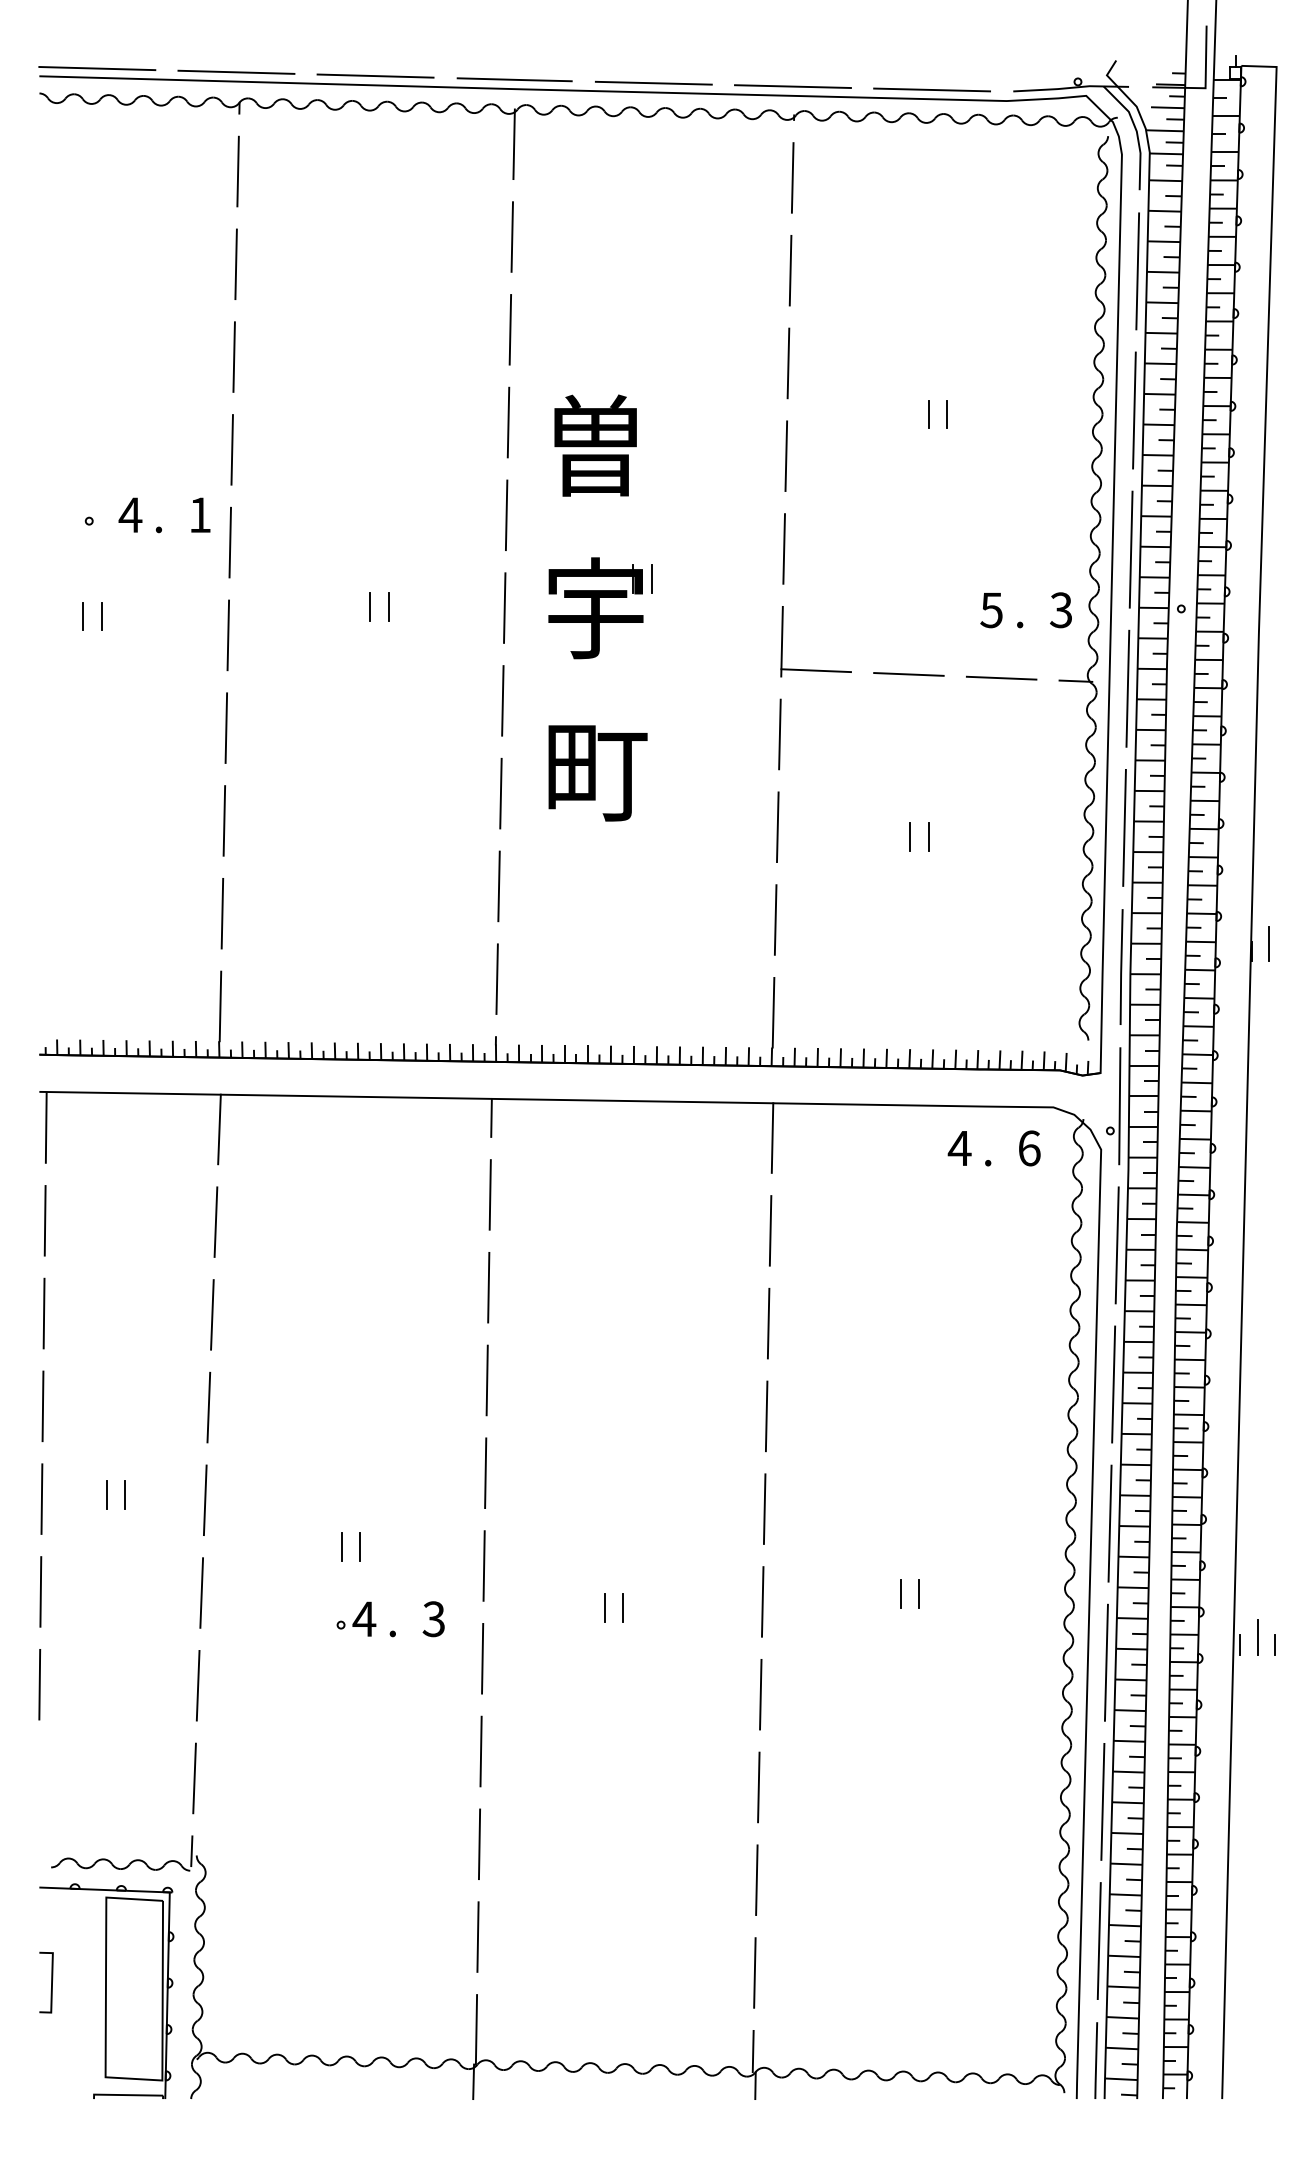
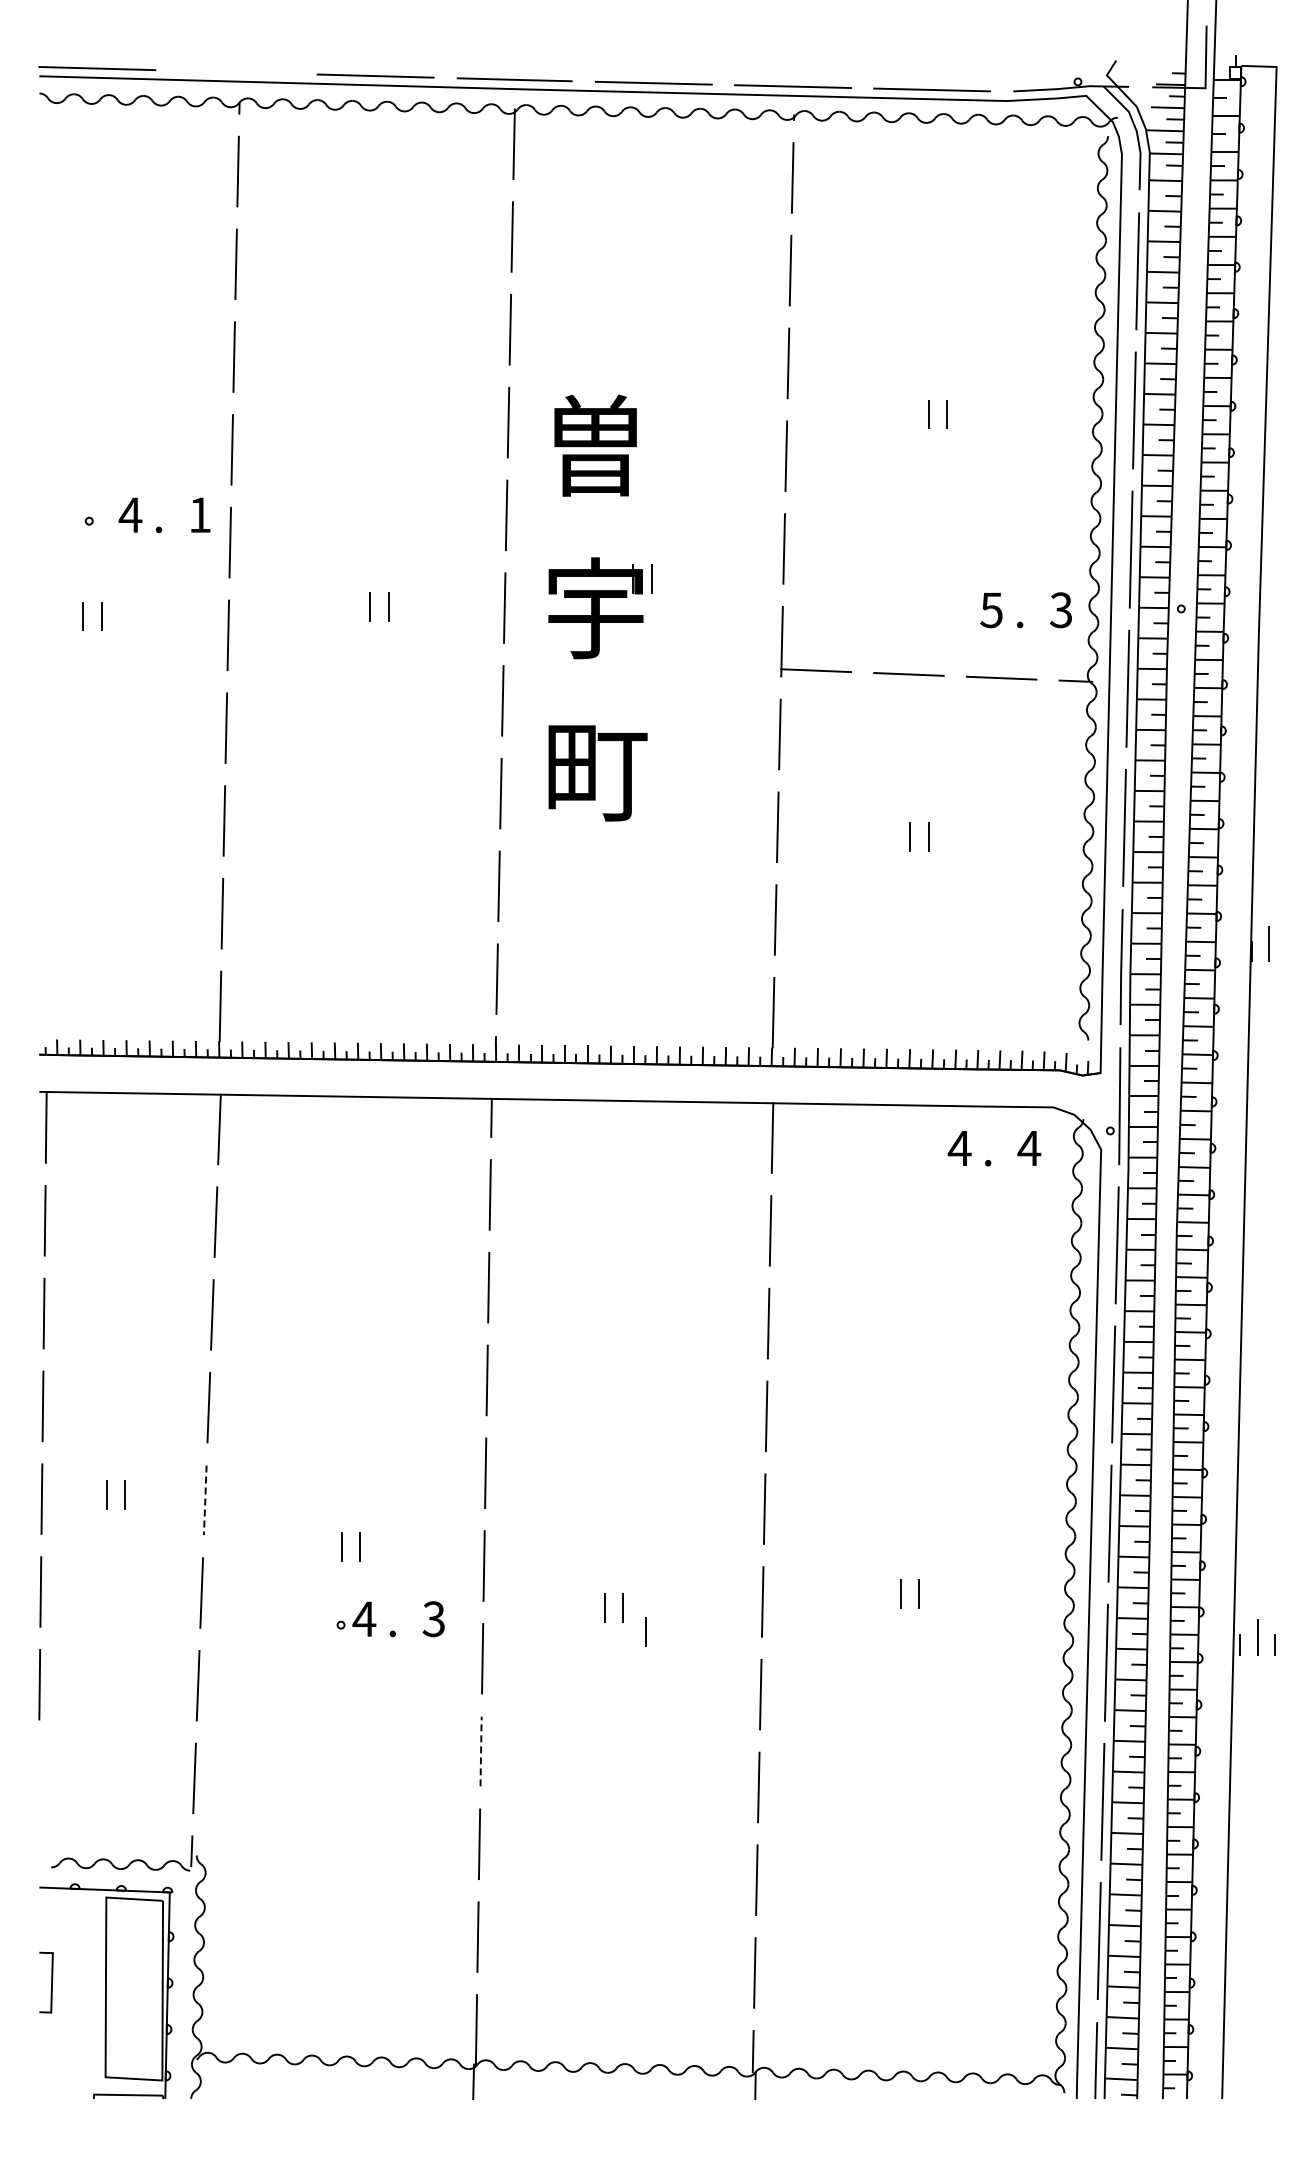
line: present -> none (236, 71)
text: 6 -> 4 (1029, 1148)
line: solid -> dashed (205, 1500)
line: none -> present (645, 1631)
line: solid -> dashed (481, 1751)
